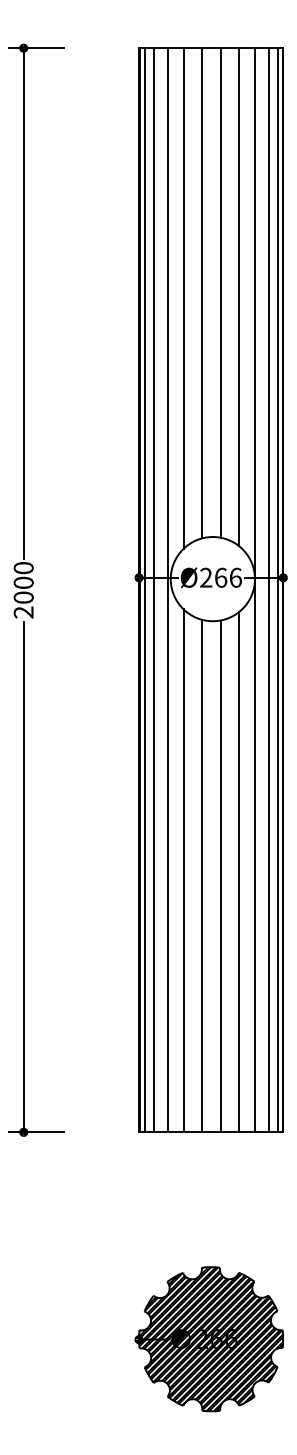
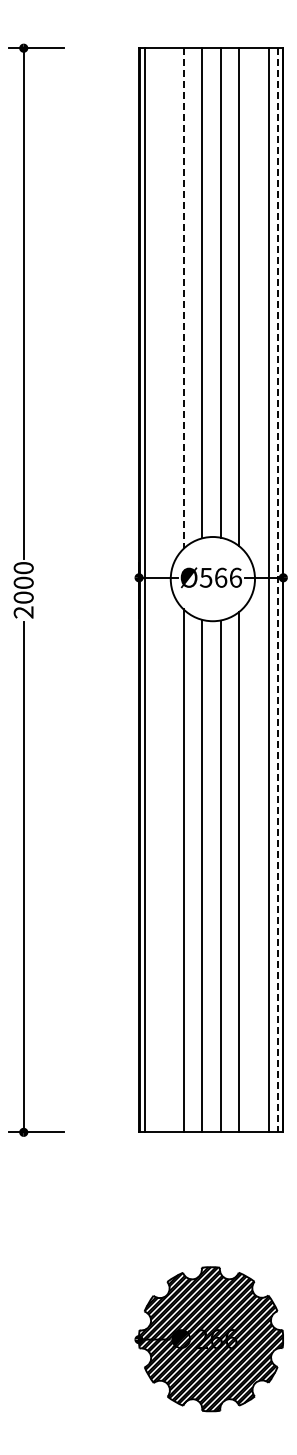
line: solid -> dashed (183, 299)
text: Ø266 -> Ø566 (205, 577)
line: present -> none (153, 590)
line: present -> none (167, 590)
line: present -> none (255, 590)
line: solid -> dashed (277, 590)
